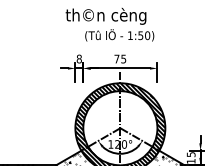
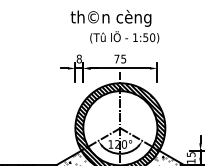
text position: (109, 24) -> (114, 26) (114, 26)
